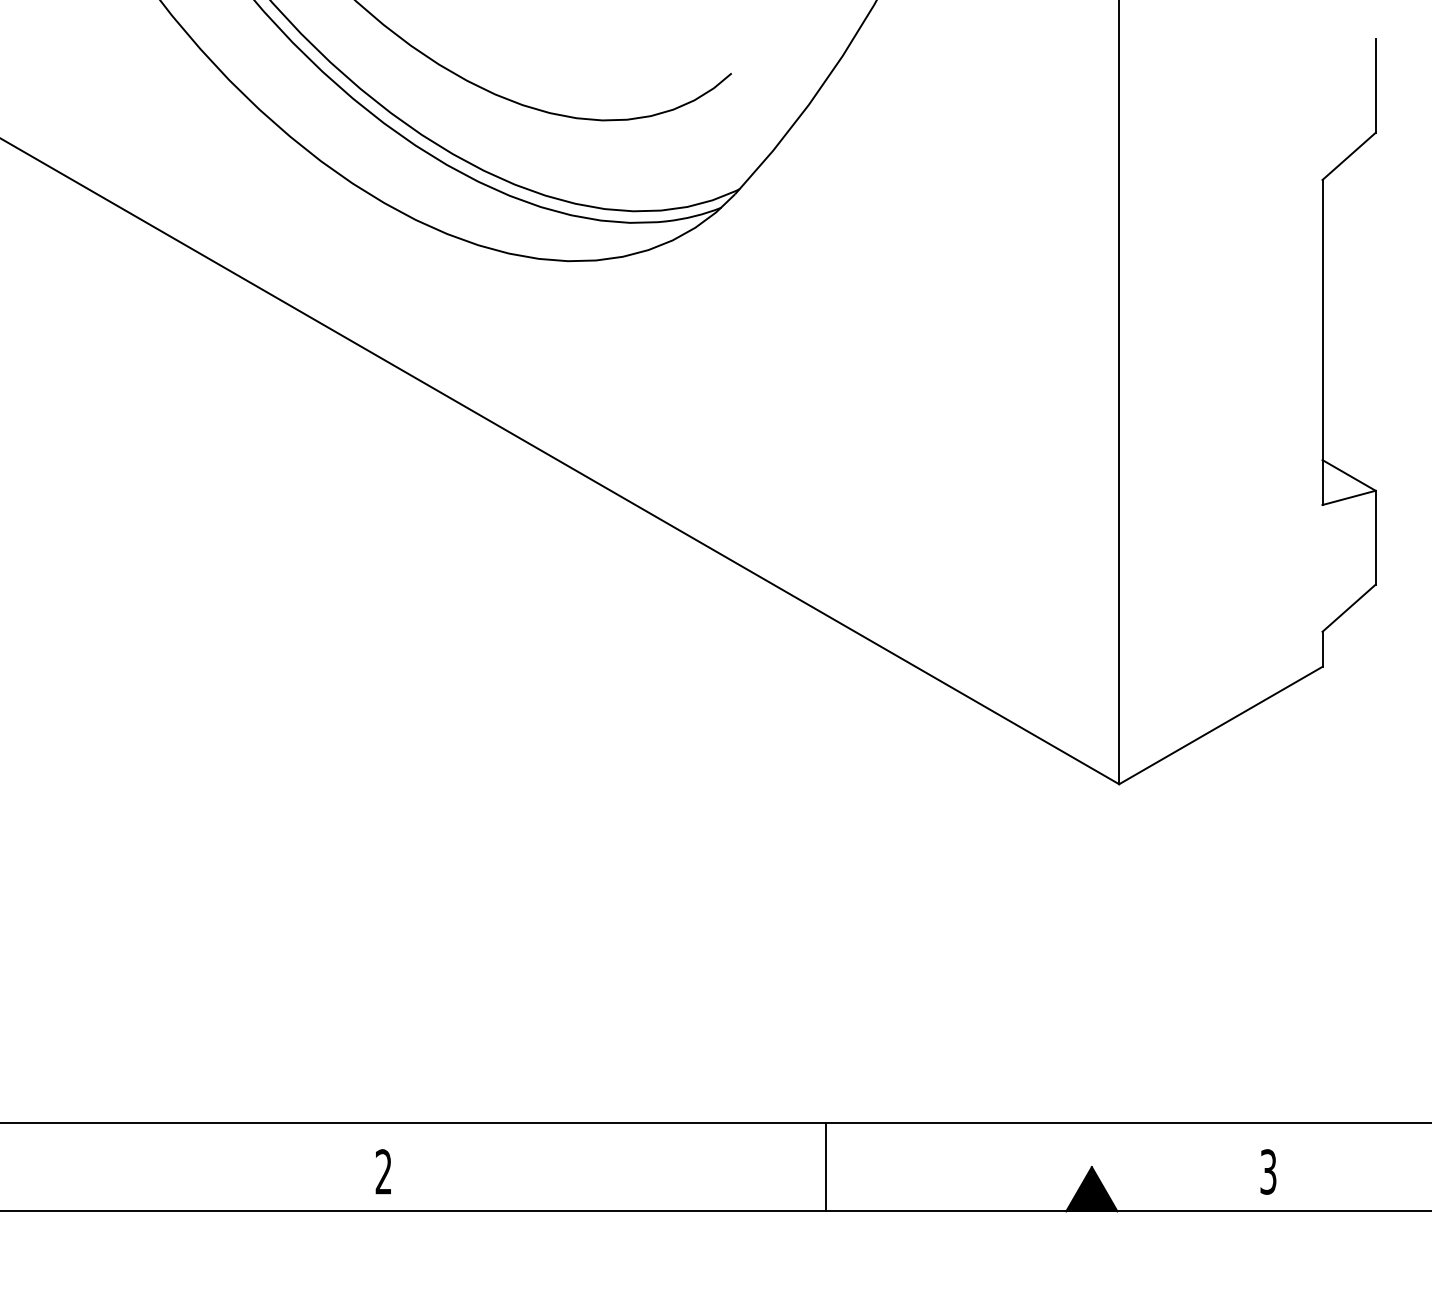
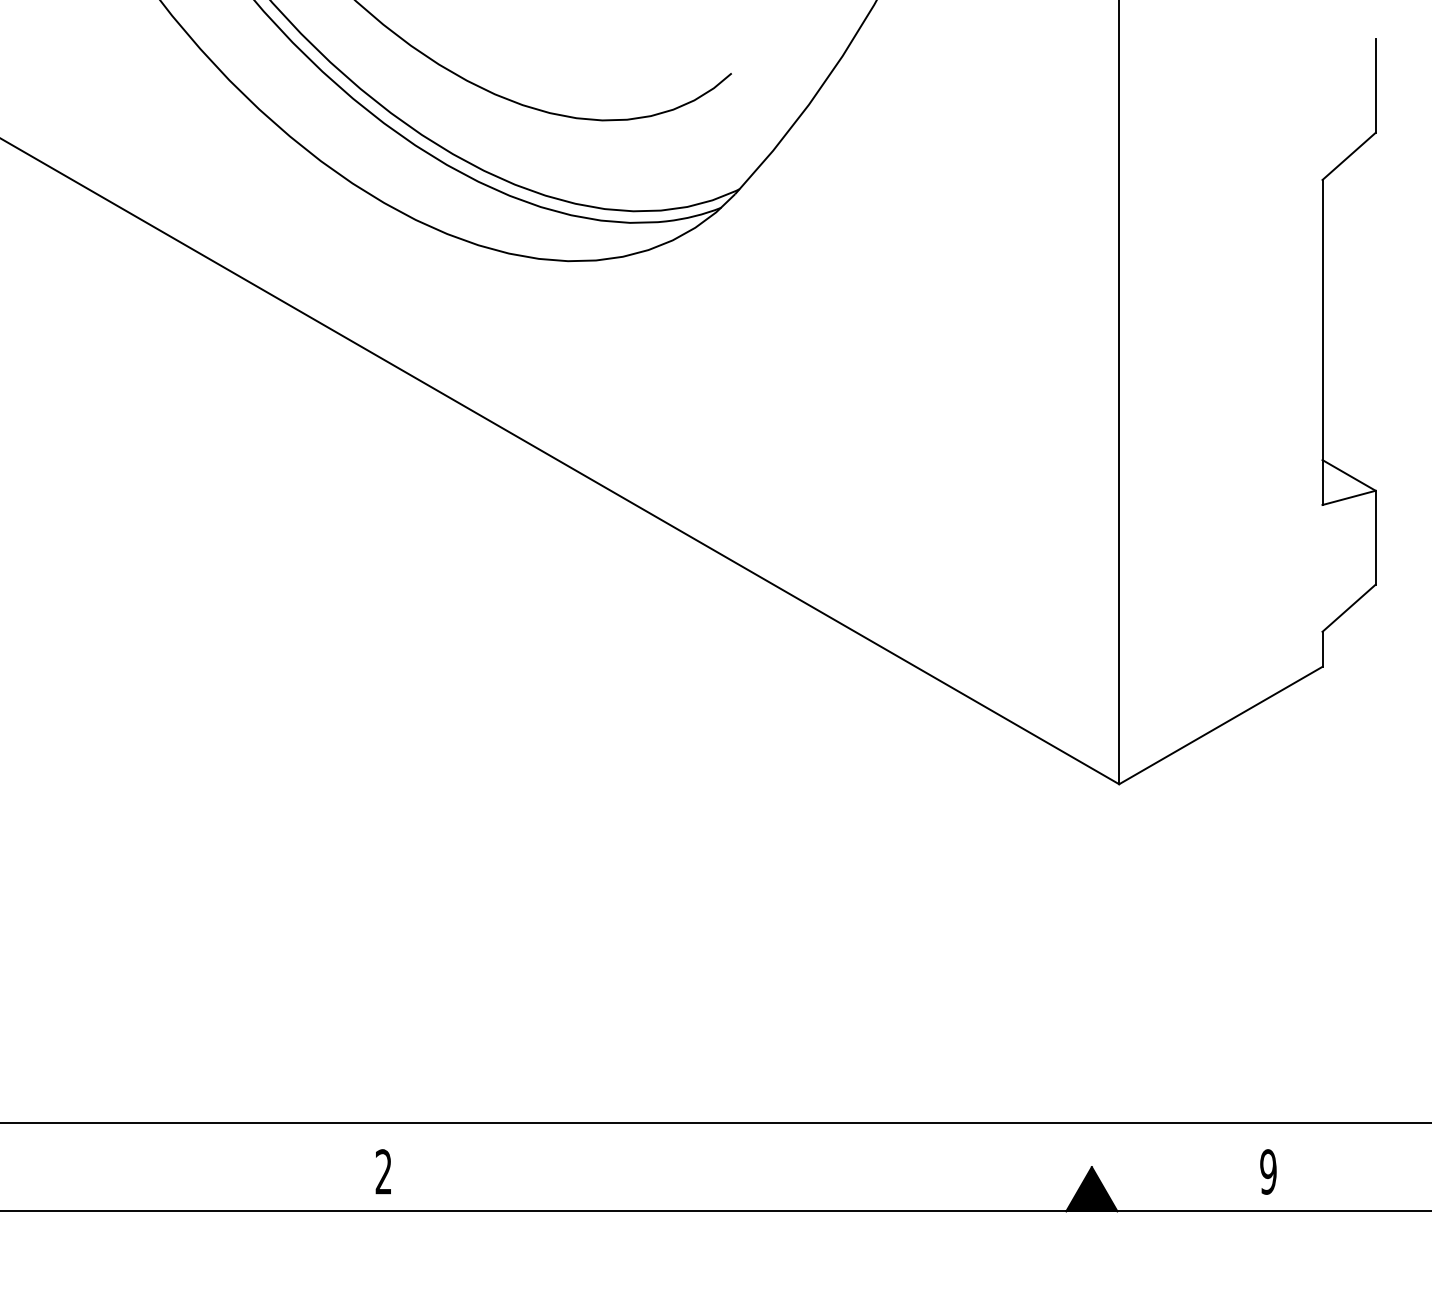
line: present -> none (826, 1166)
text: 3 -> 9 (1268, 1171)
